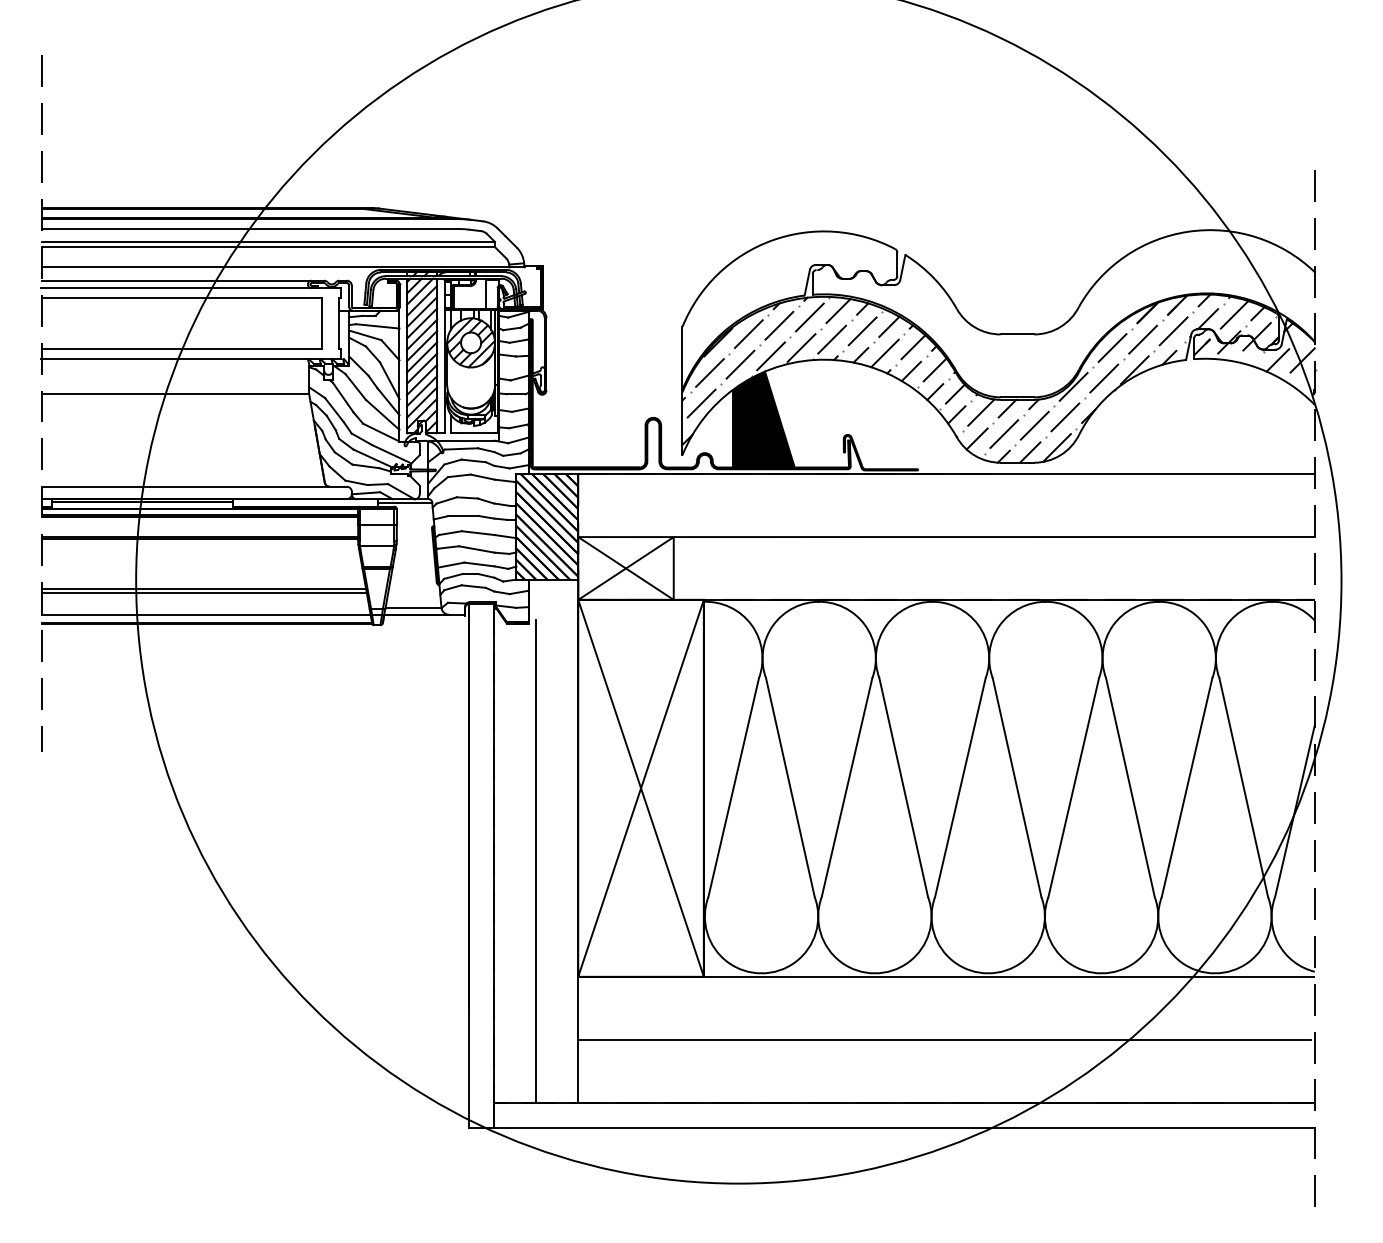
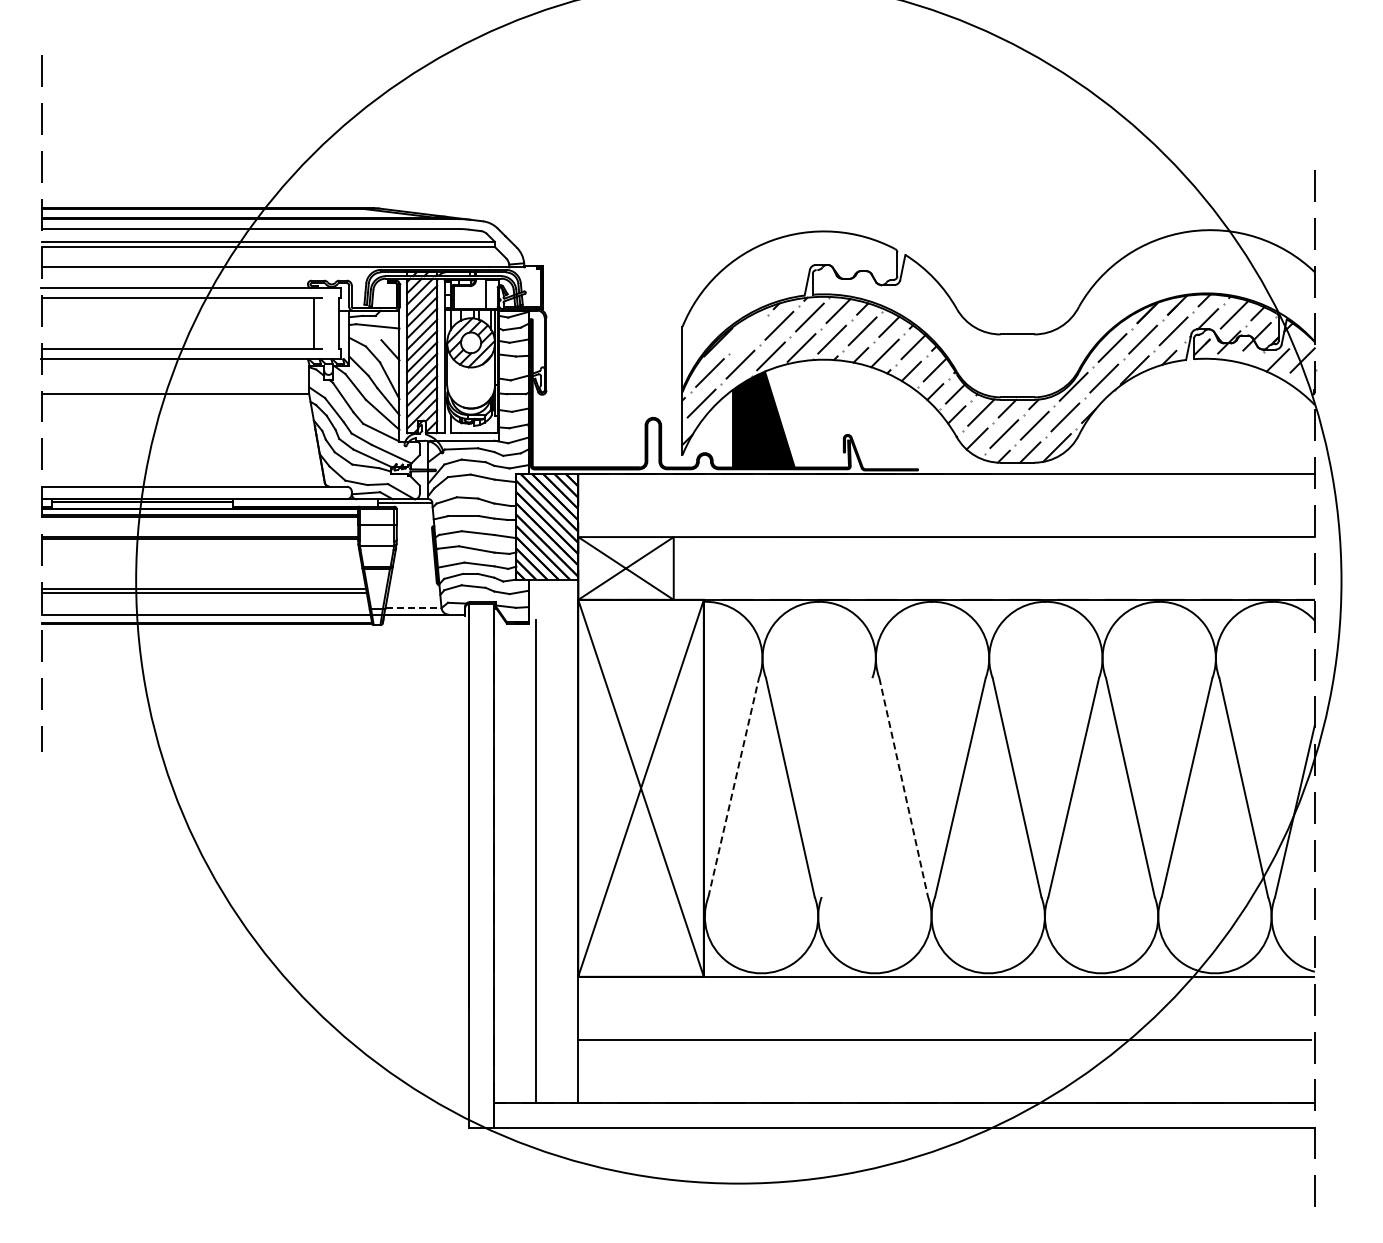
line: present -> none (176, 280)
line position: (321, 323) -> (313, 323) (313, 323)
line: present -> none (748, 334)
line: present -> none (365, 335)
line: solid -> dashed (413, 607)
line: solid -> dashed (733, 787)
line: present -> none (846, 787)
line: solid -> dashed (903, 788)
